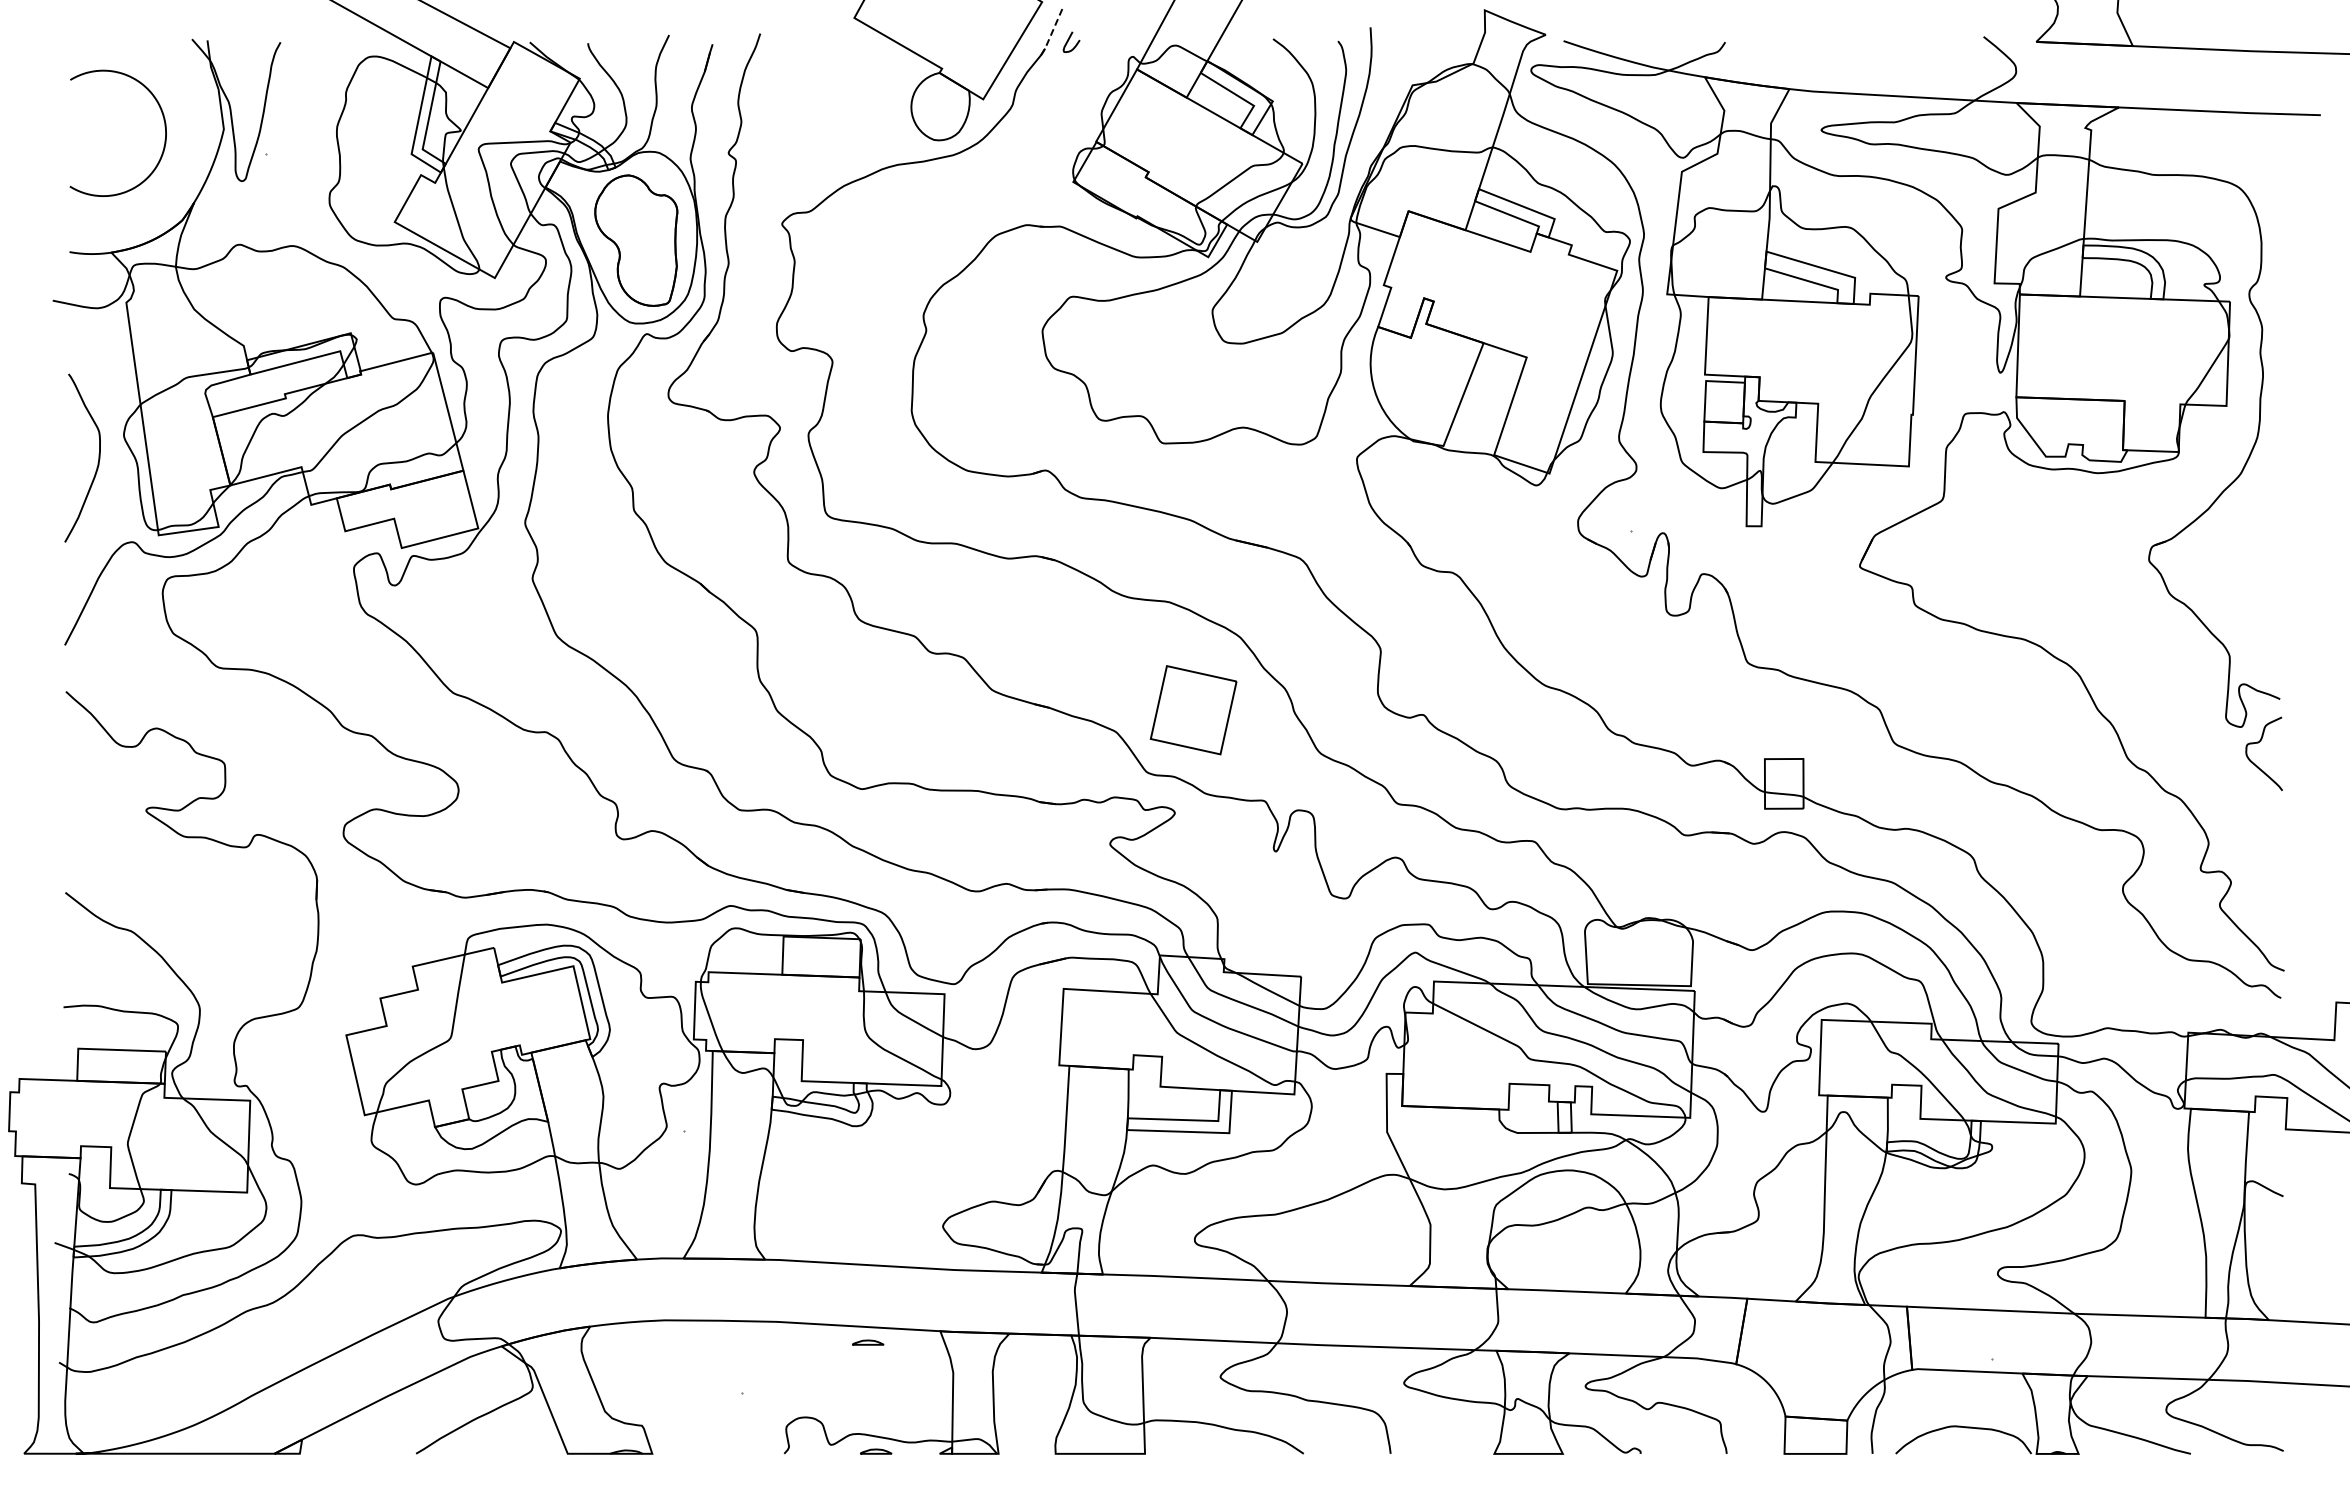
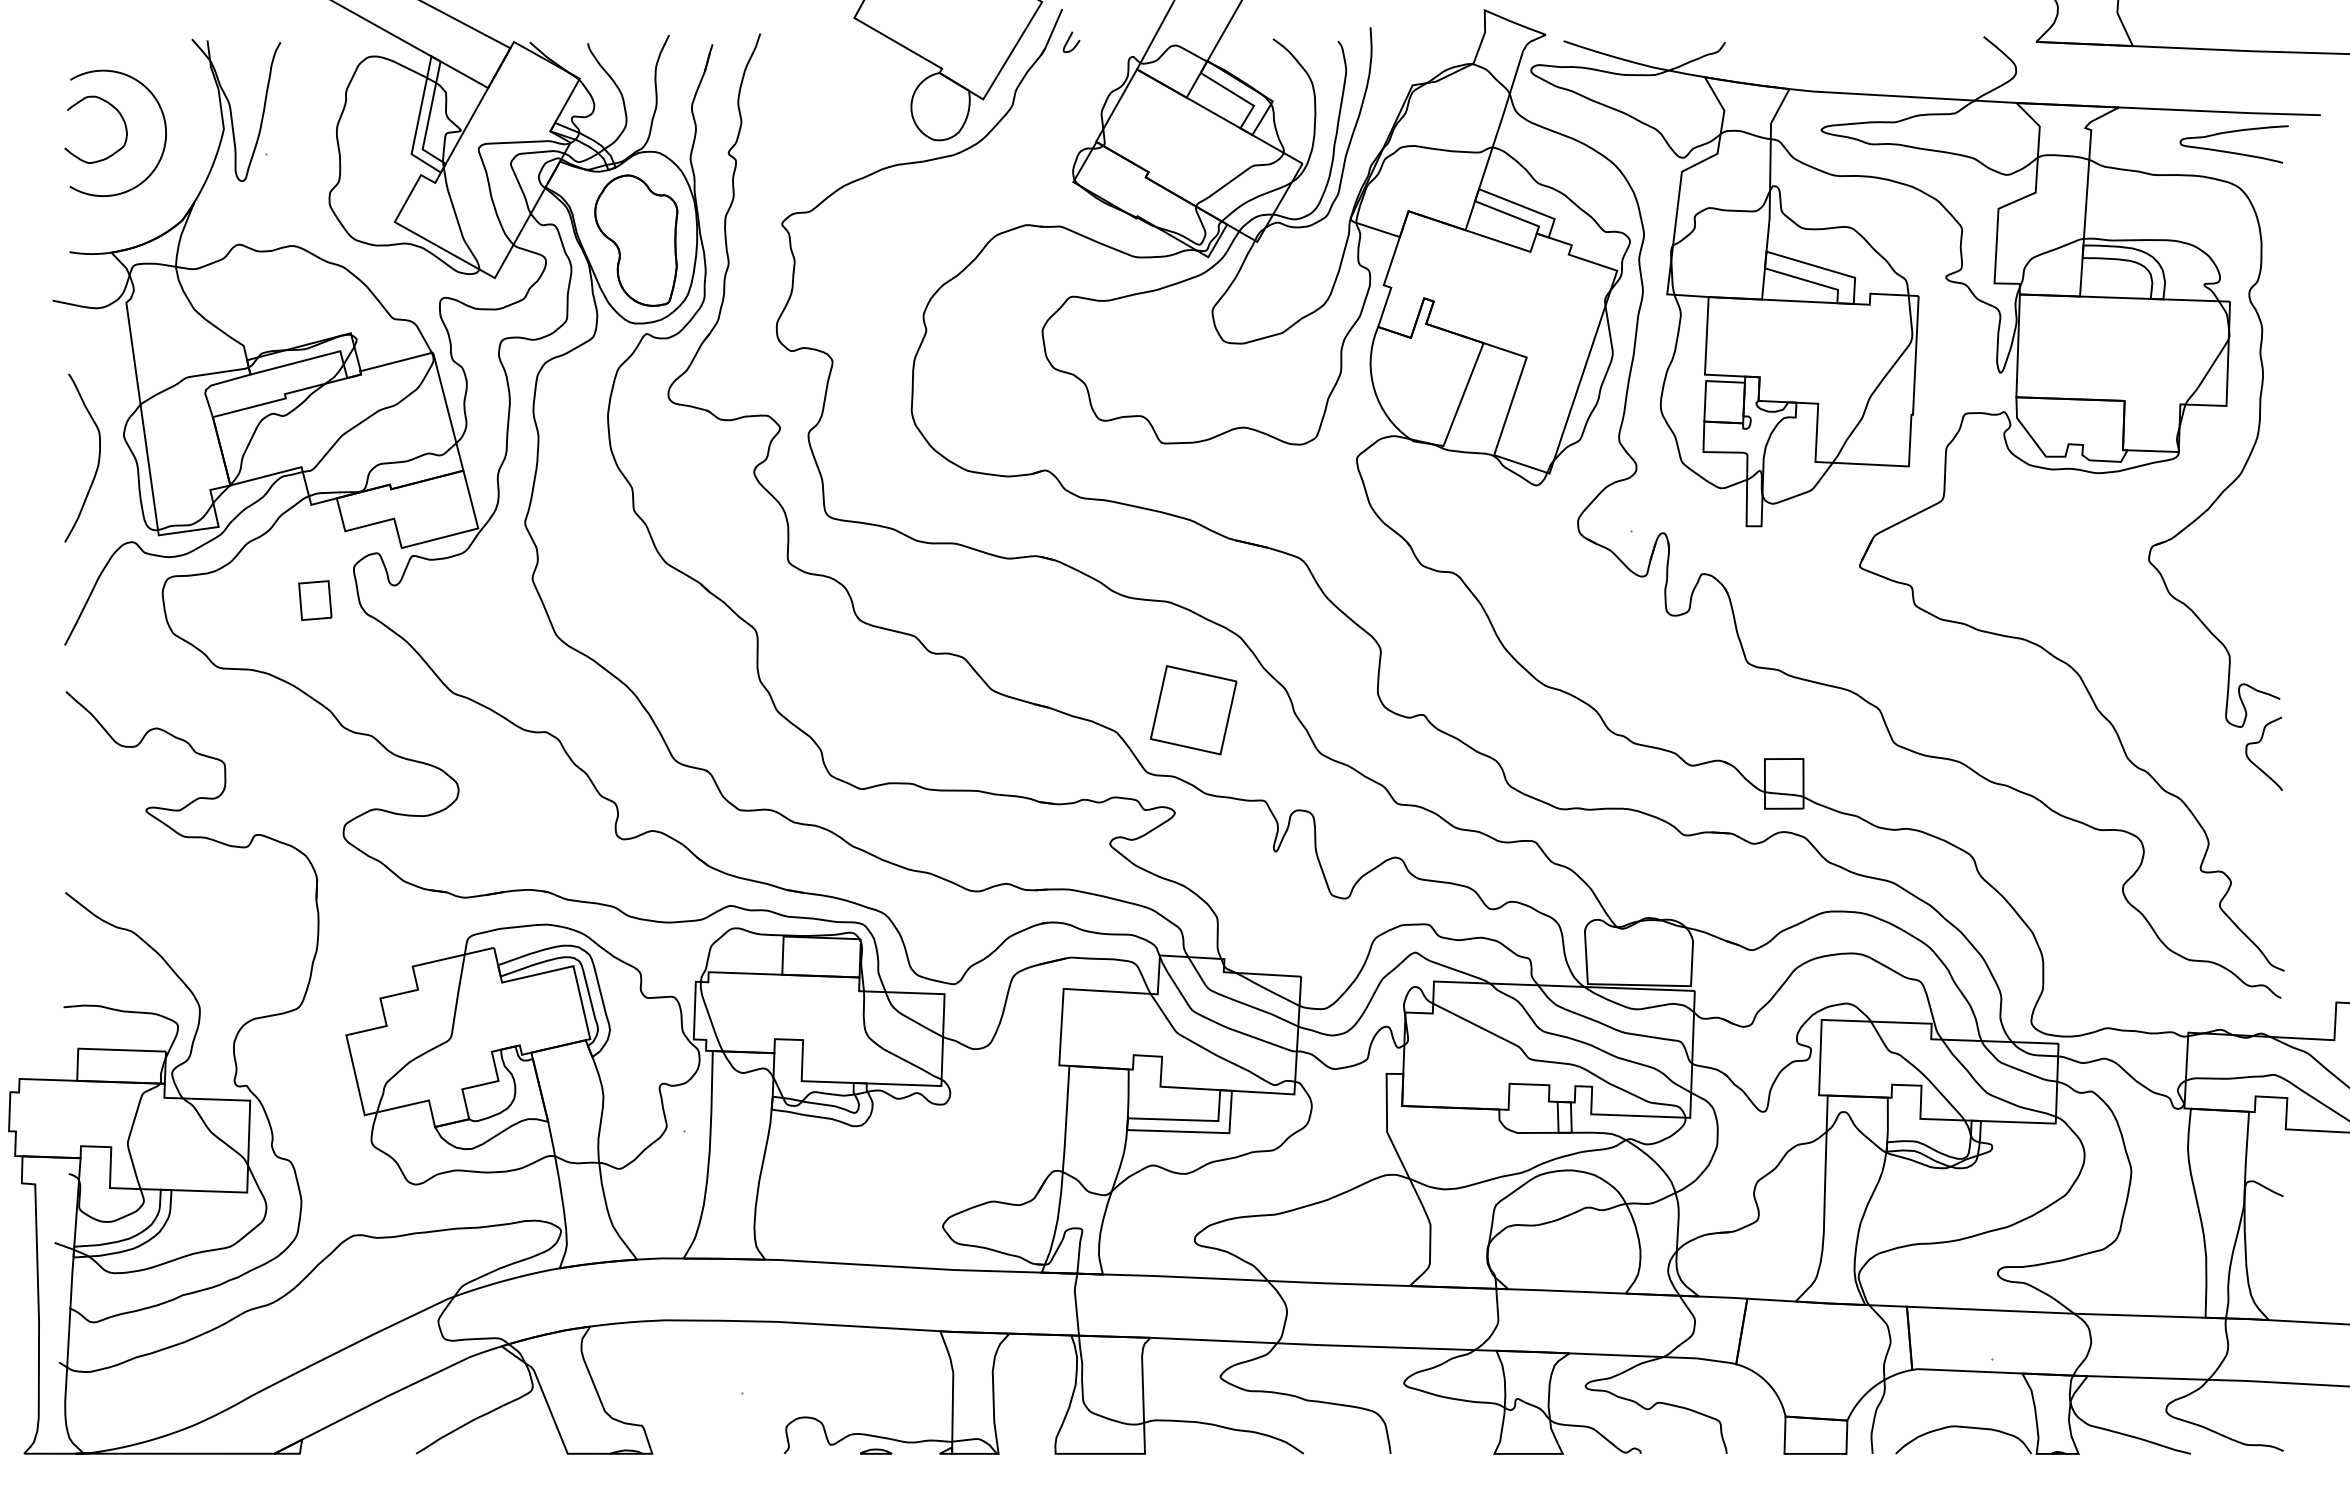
line: dashed -> solid (1051, 33)
curve: none -> present (112, 107)
curve: none -> present (2231, 151)
part: none -> present (315, 600)
part: present -> none (868, 1342)
